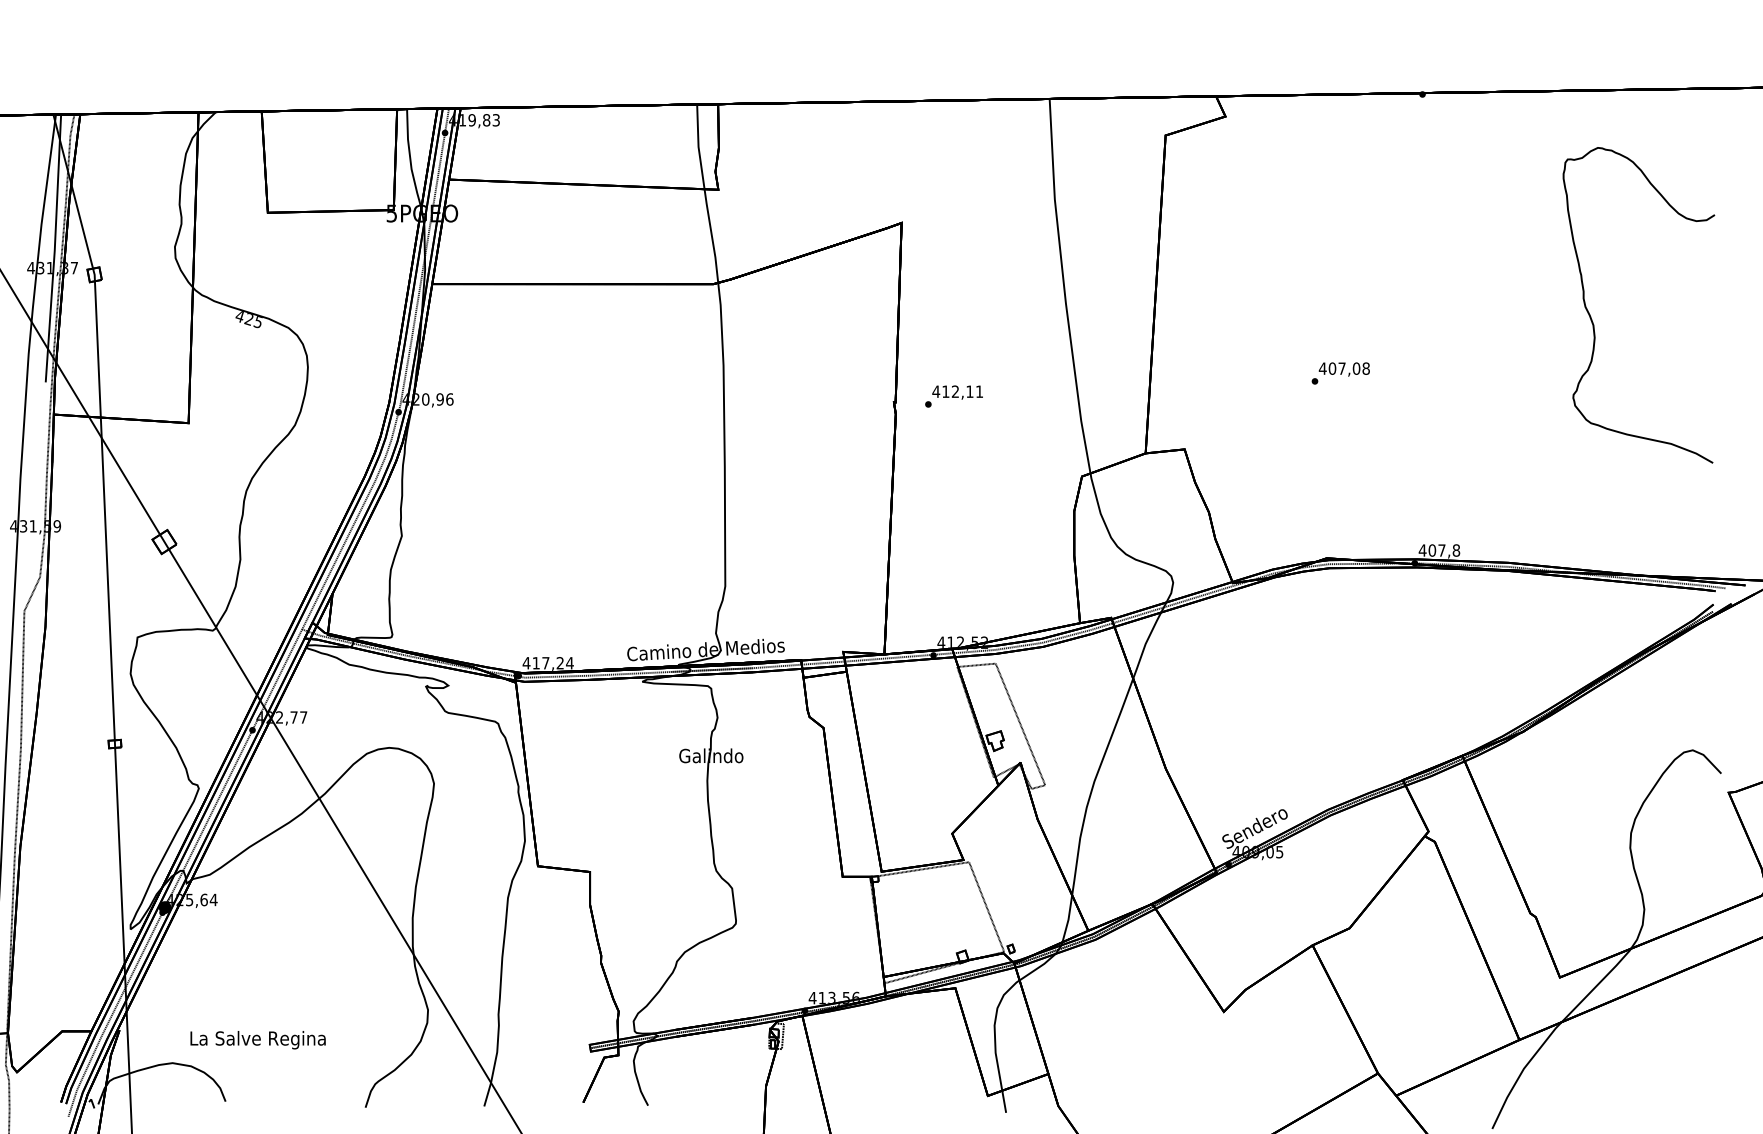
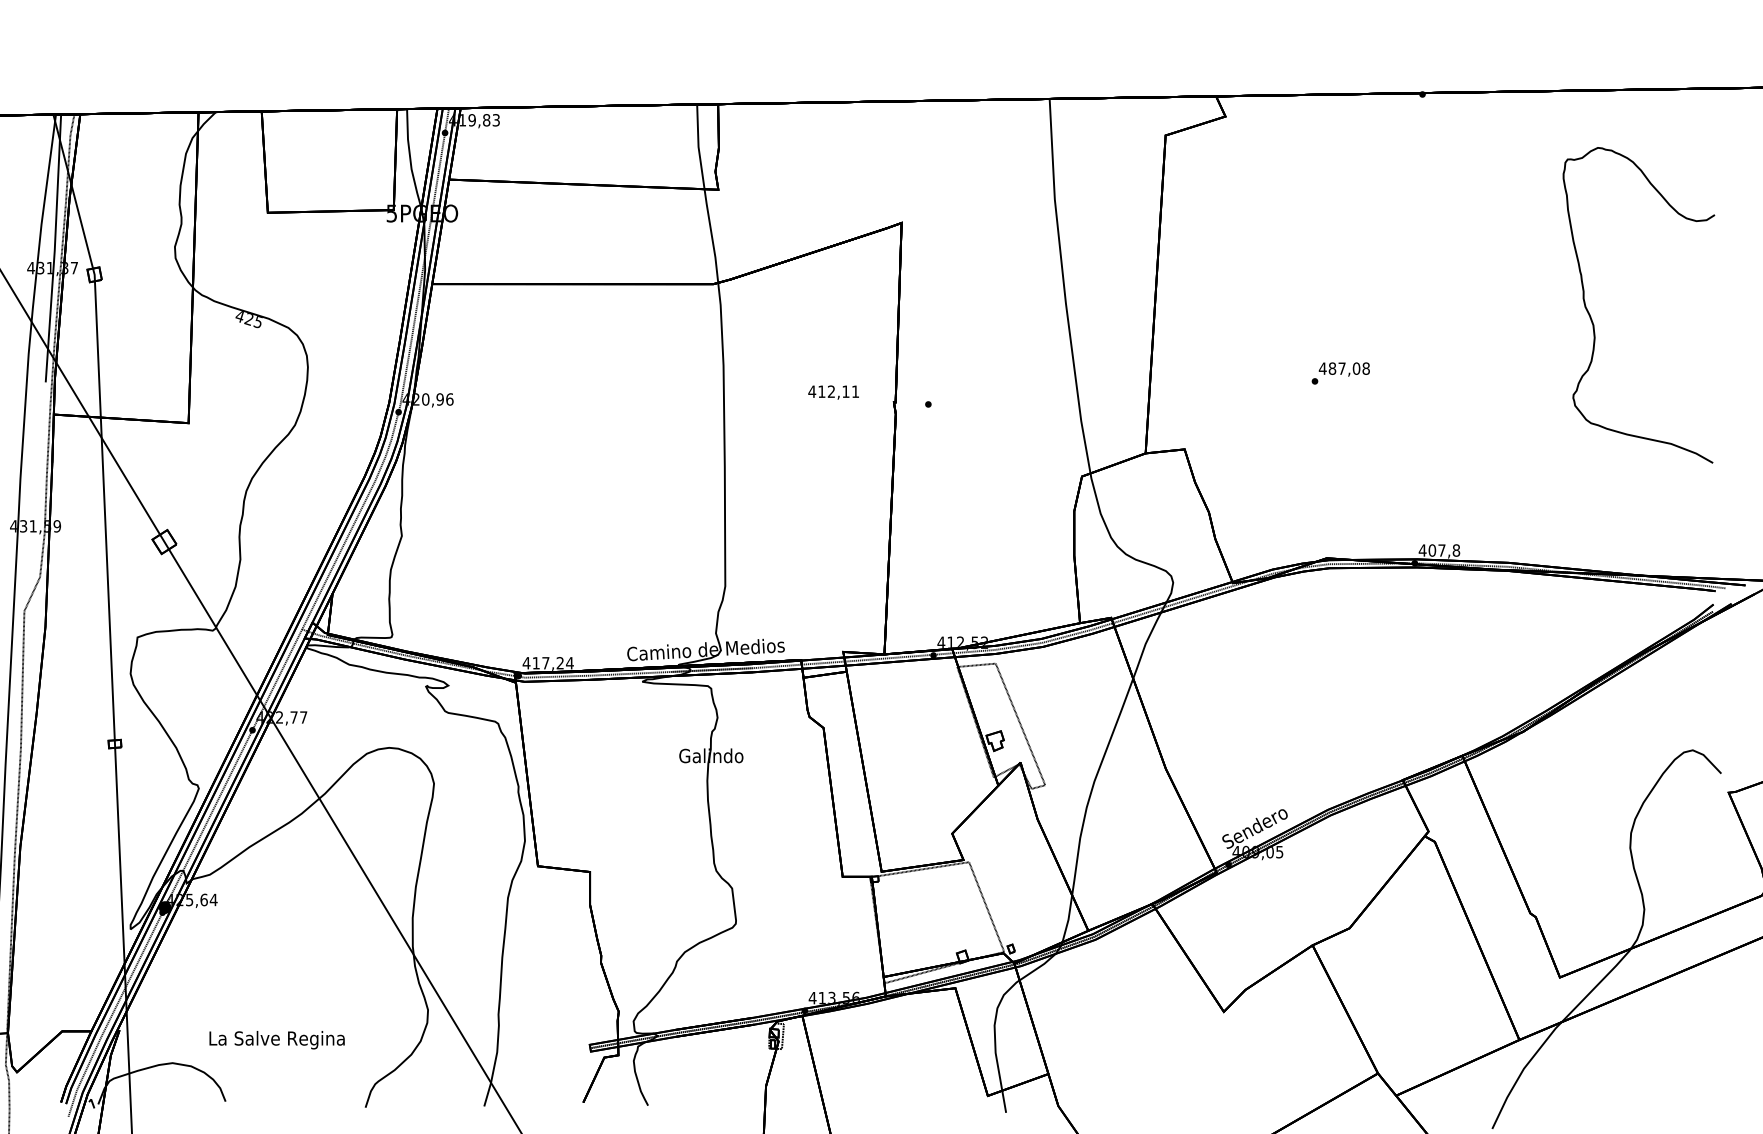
text: 407,08 -> 487,08 (1332, 368)
text position: (957, 392) -> (833, 392) (833, 392)
text position: (257, 1040) -> (276, 1040) (276, 1040)
